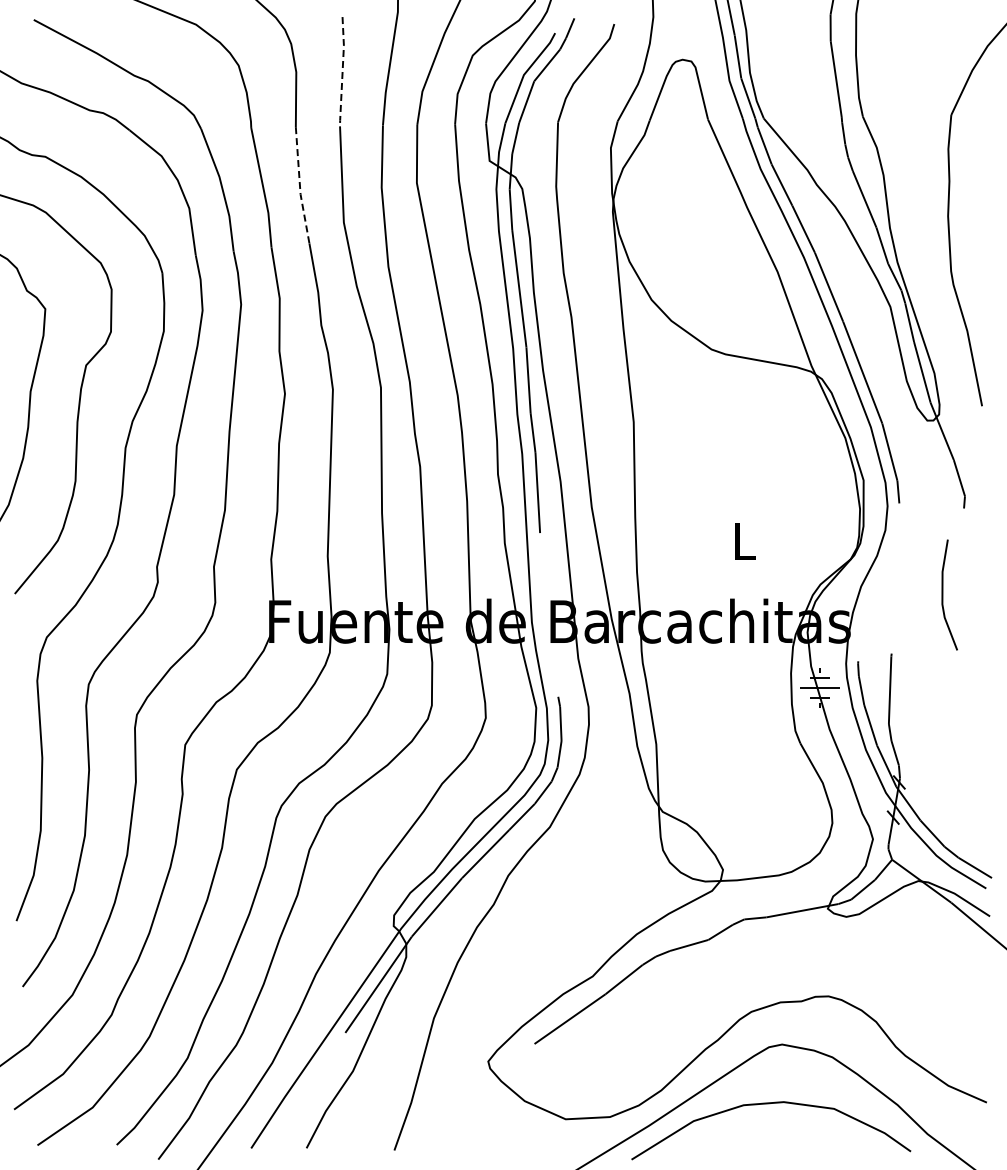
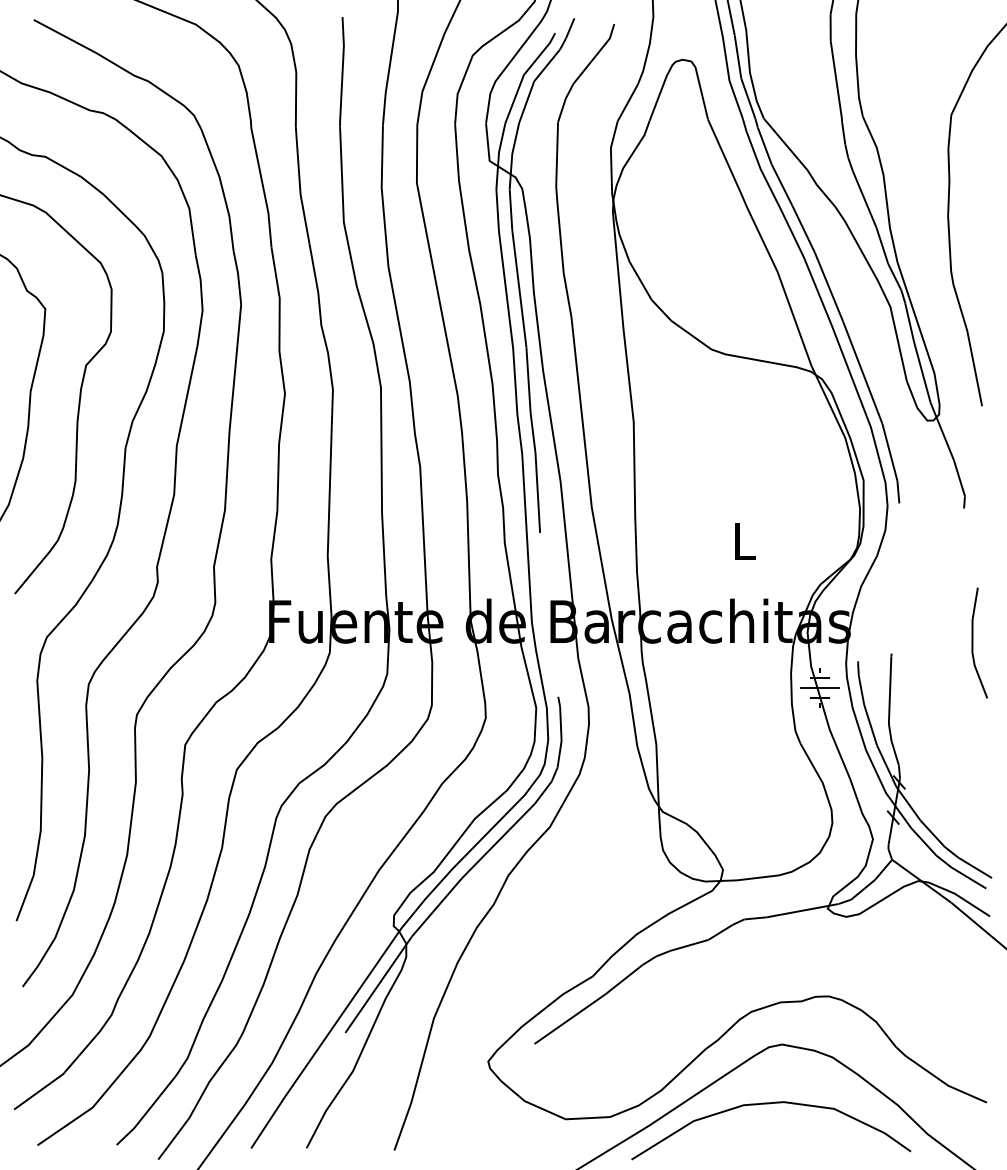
line: dashed -> solid (342, 71)
line: dashed -> solid (300, 186)
line position: (943, 594) -> (973, 642) (973, 642)
